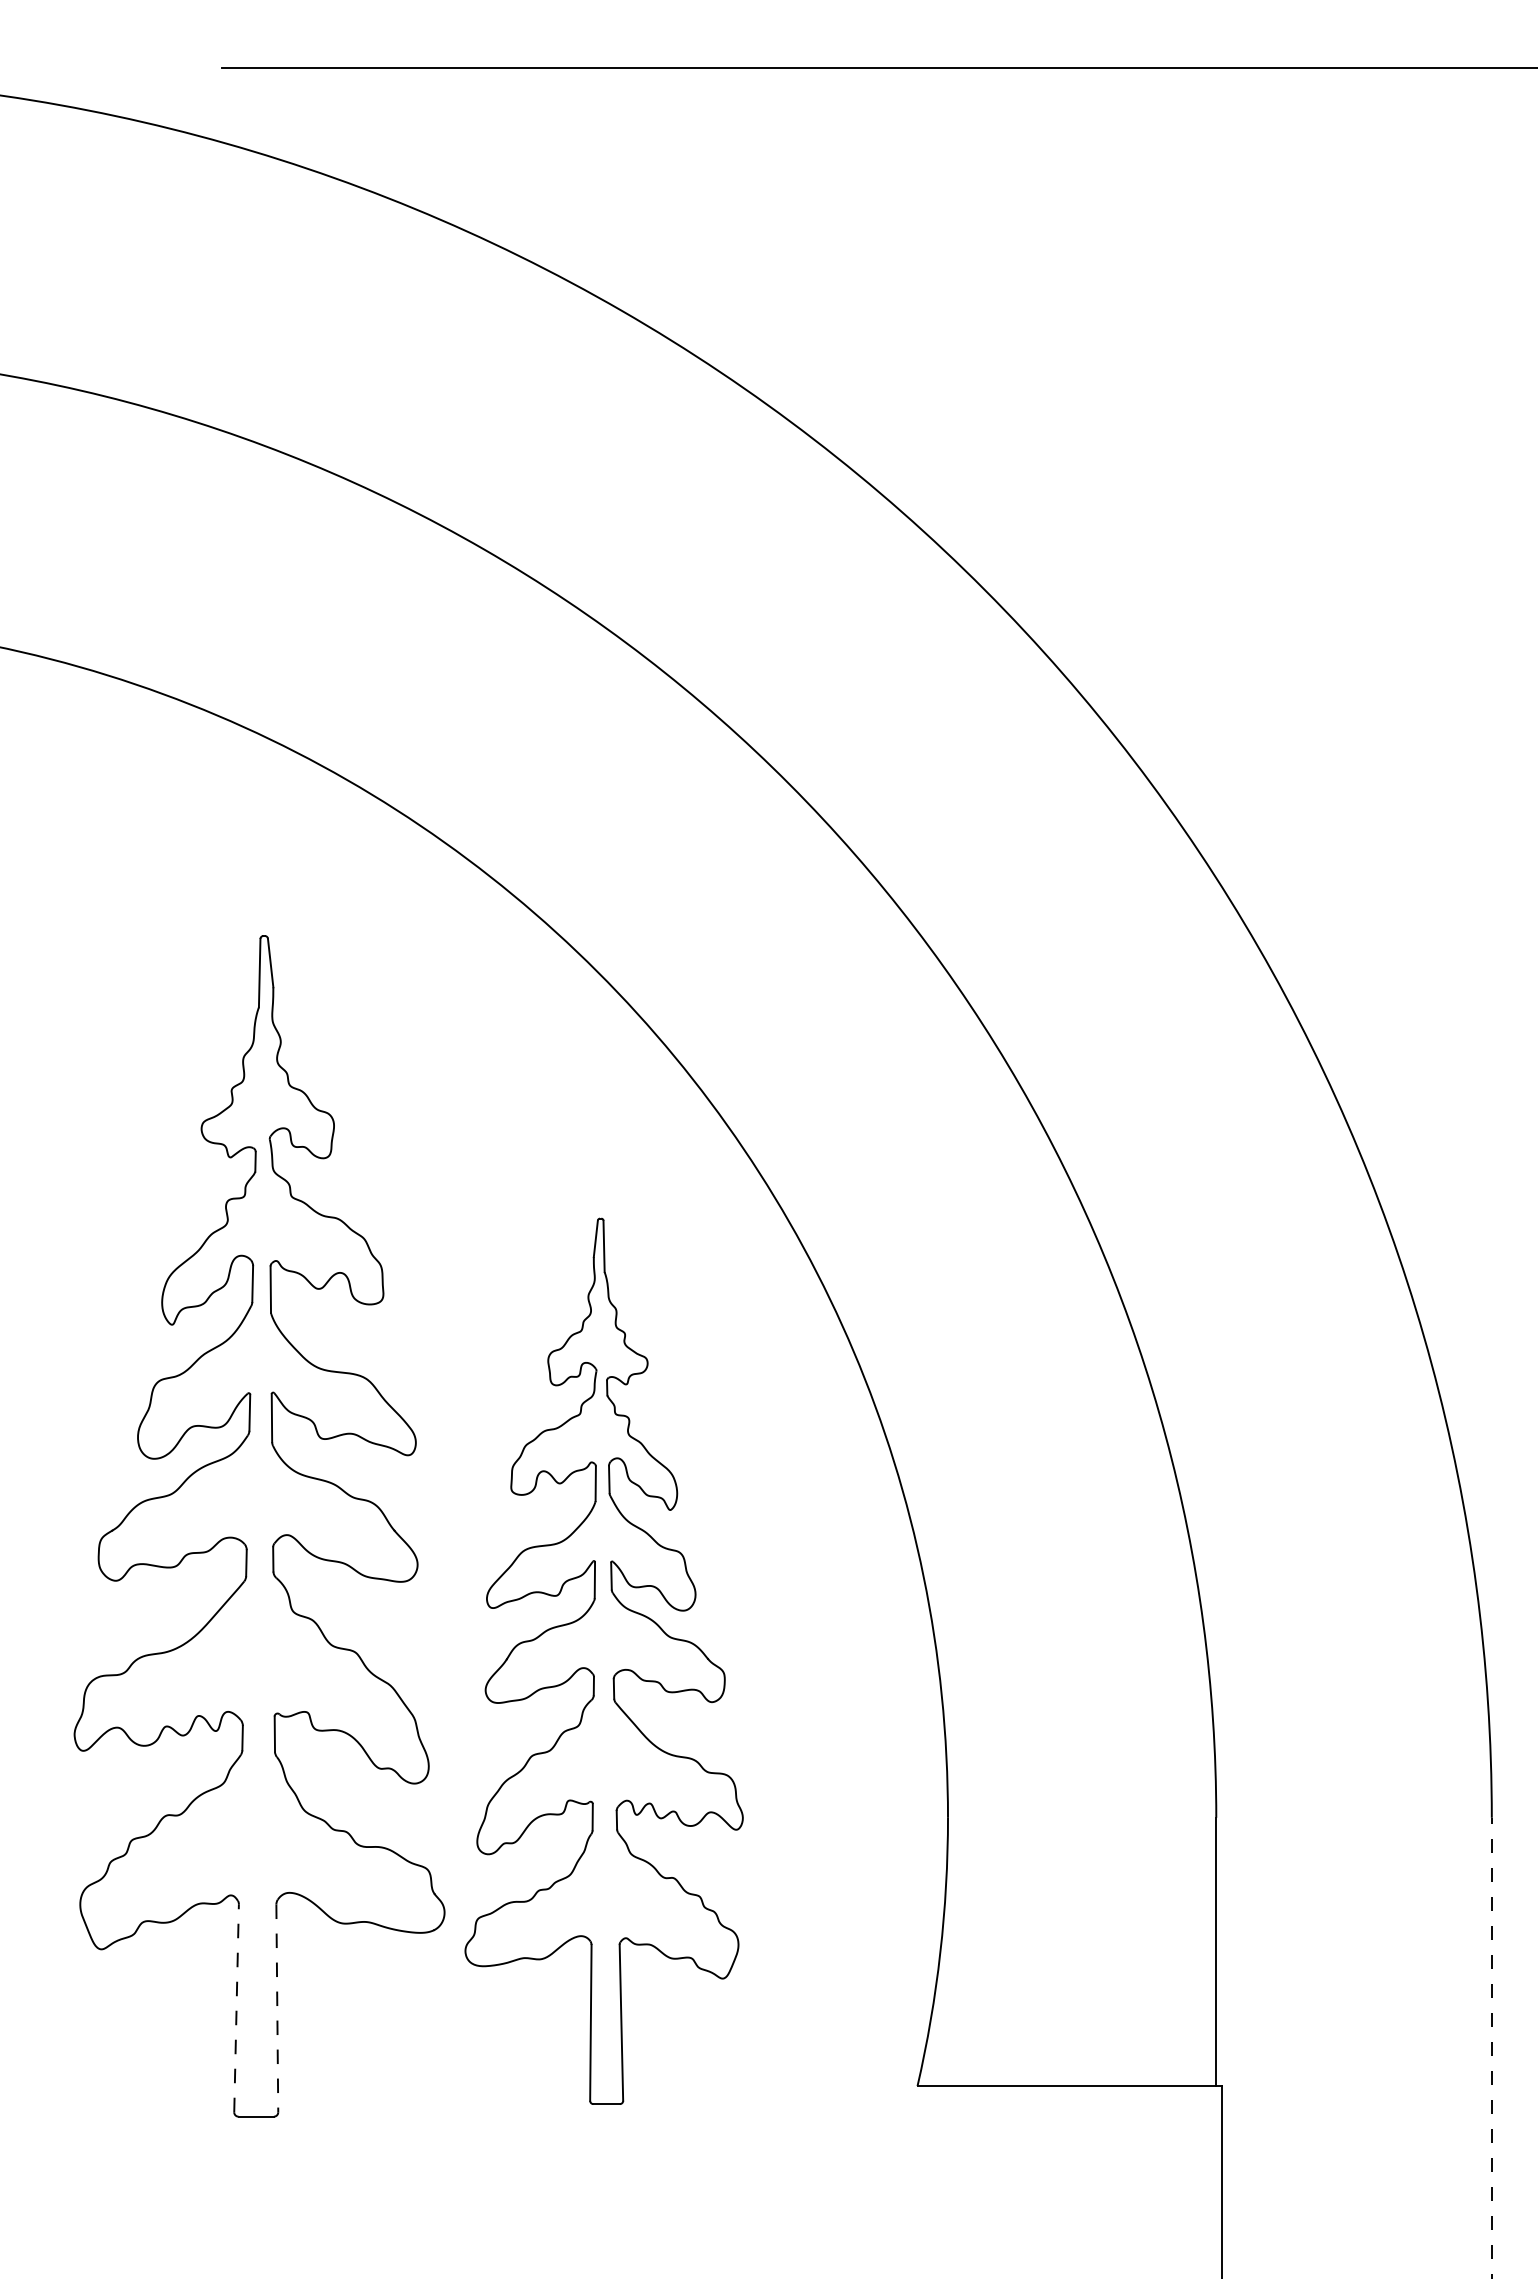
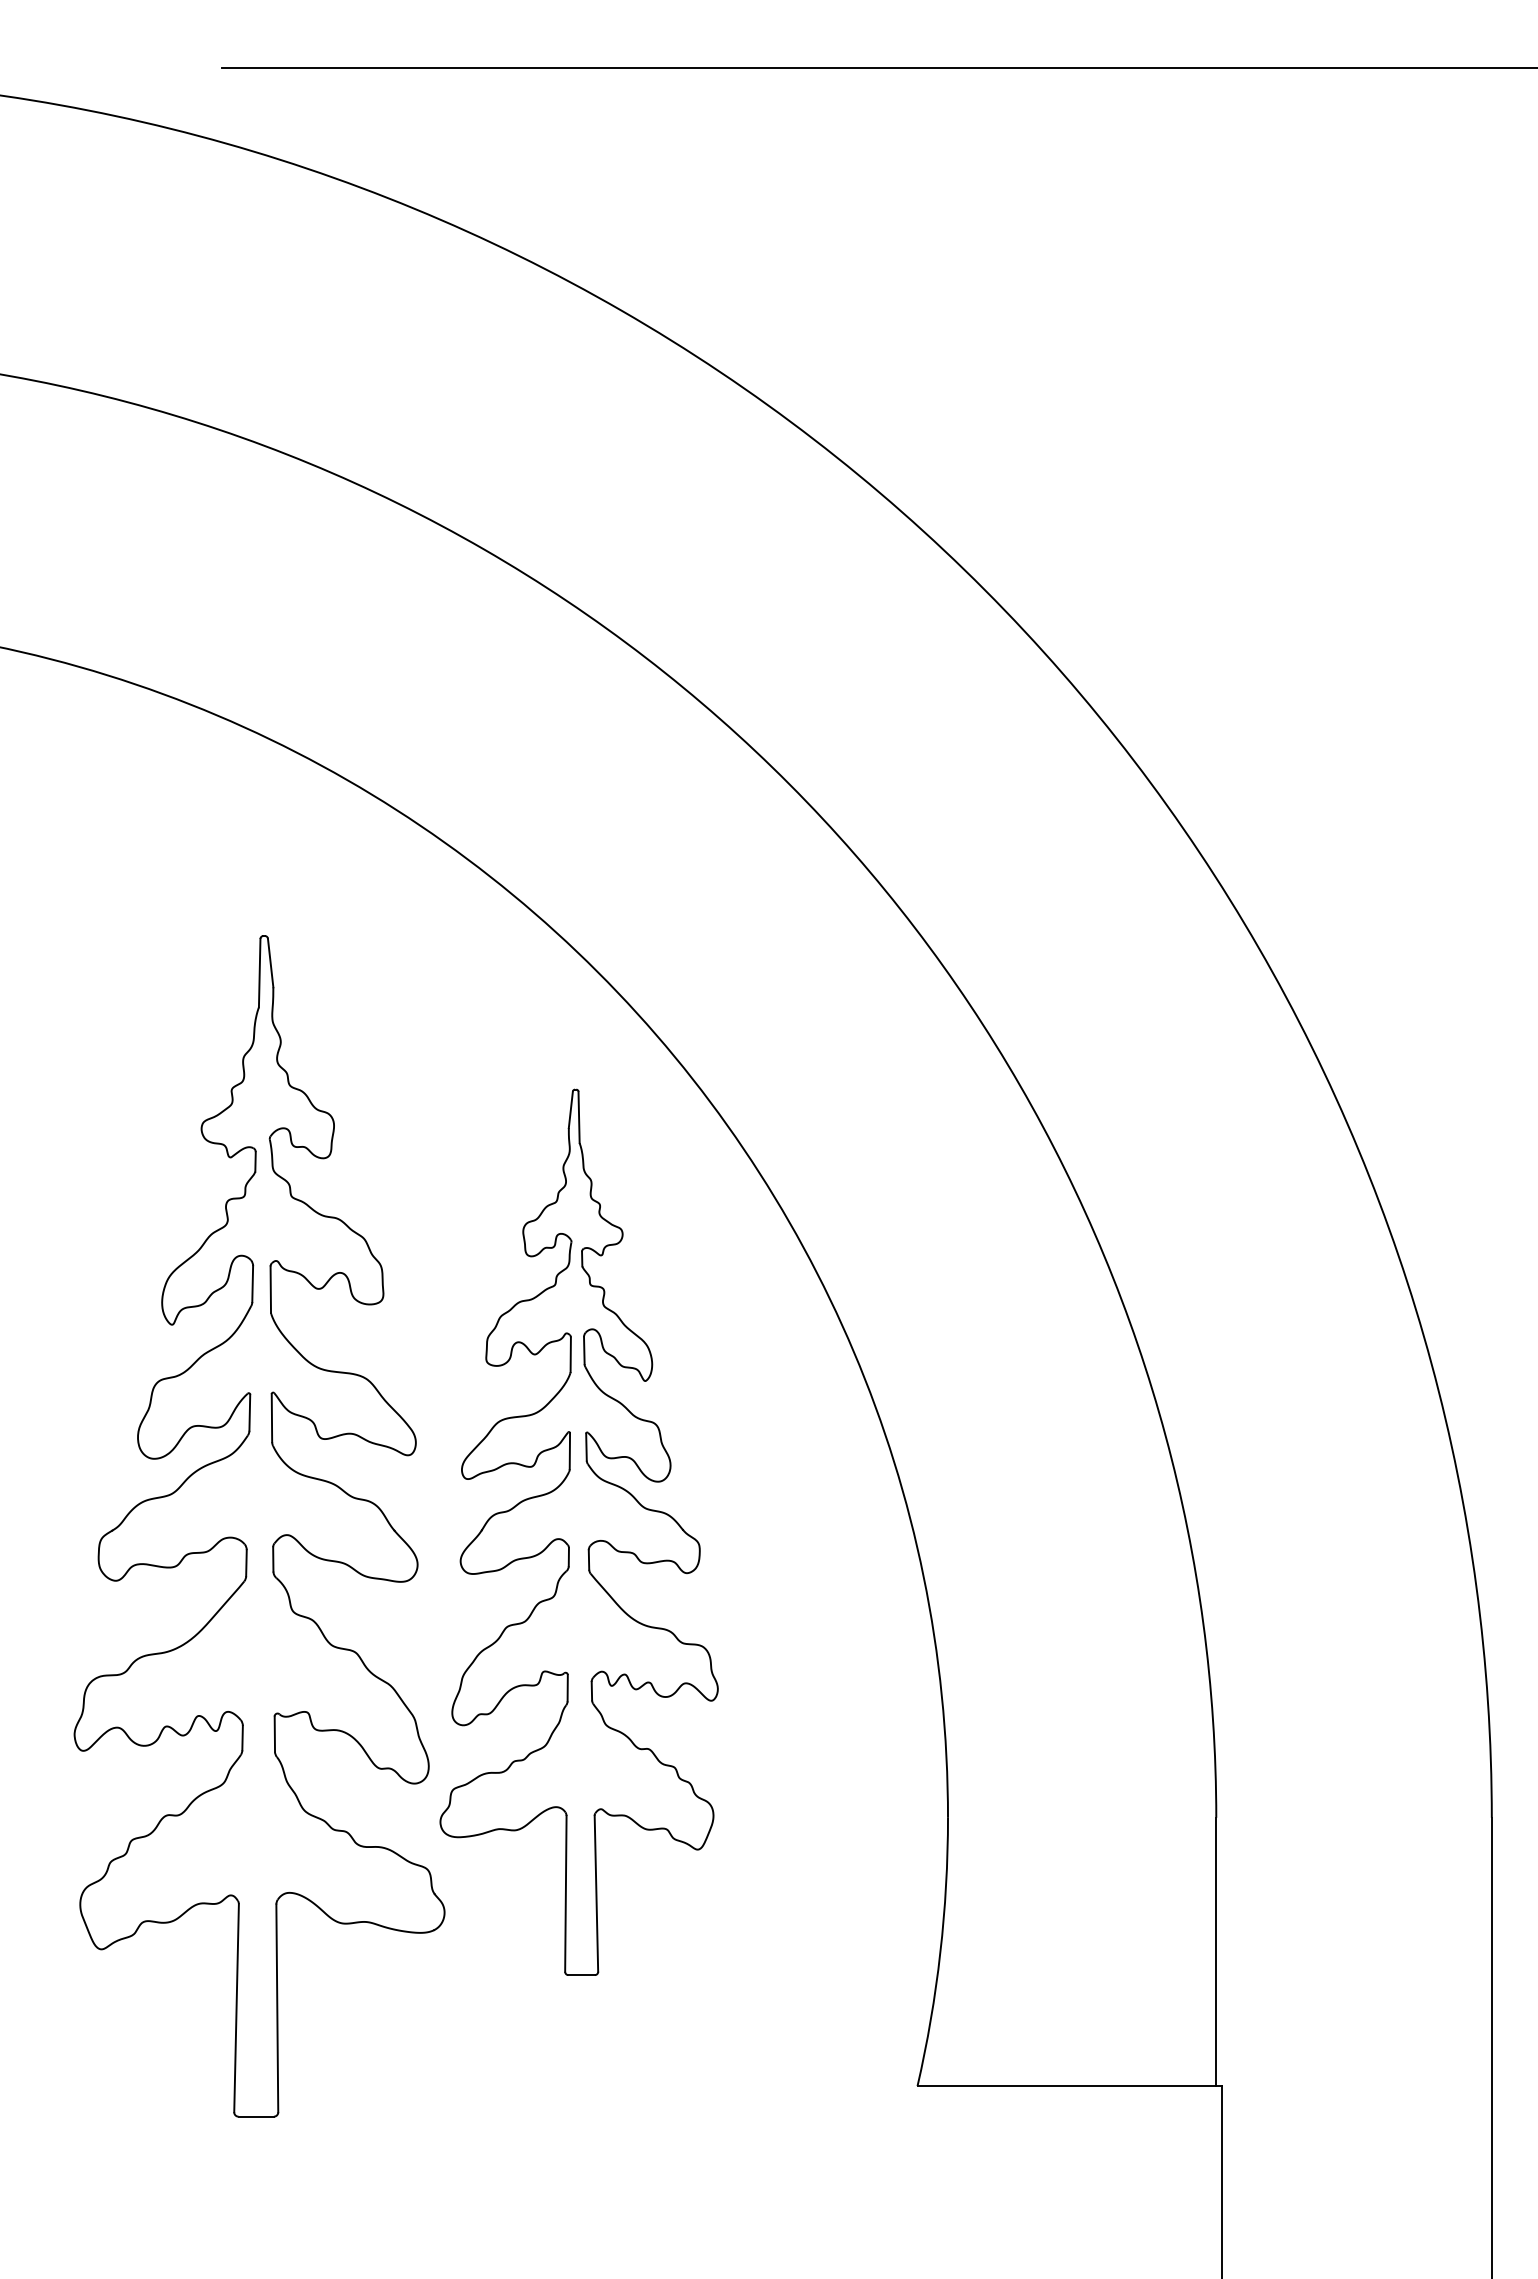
part position: (603, 1660) -> (578, 1531) (578, 1531)
line: dashed -> solid (236, 2007)
line: dashed -> solid (277, 2008)
line: dashed -> solid (1491, 2047)
